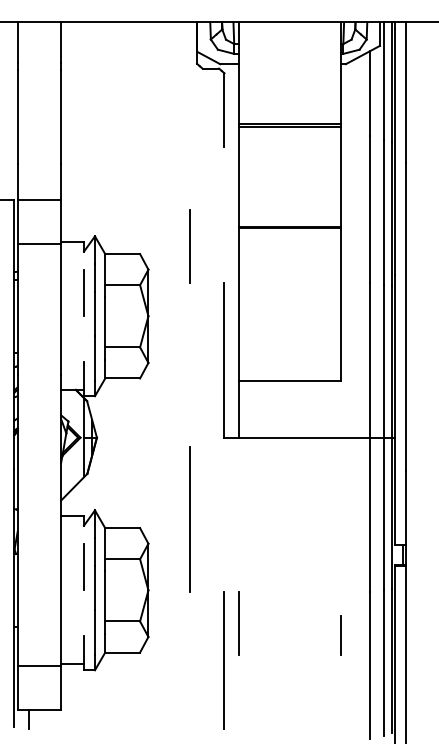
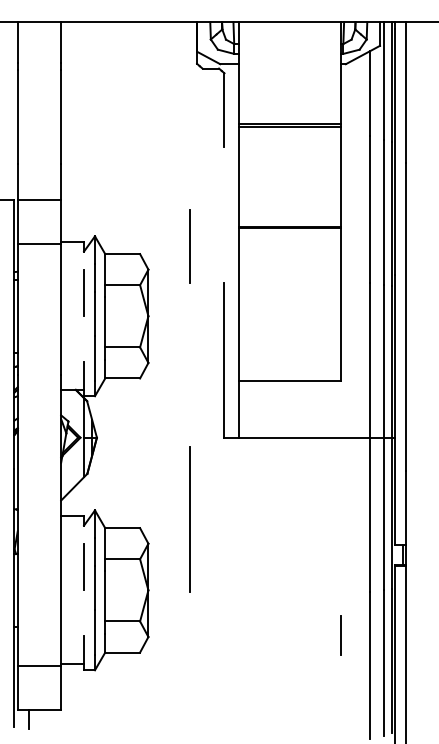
line: present -> none (239, 623)
line: present -> none (223, 660)
